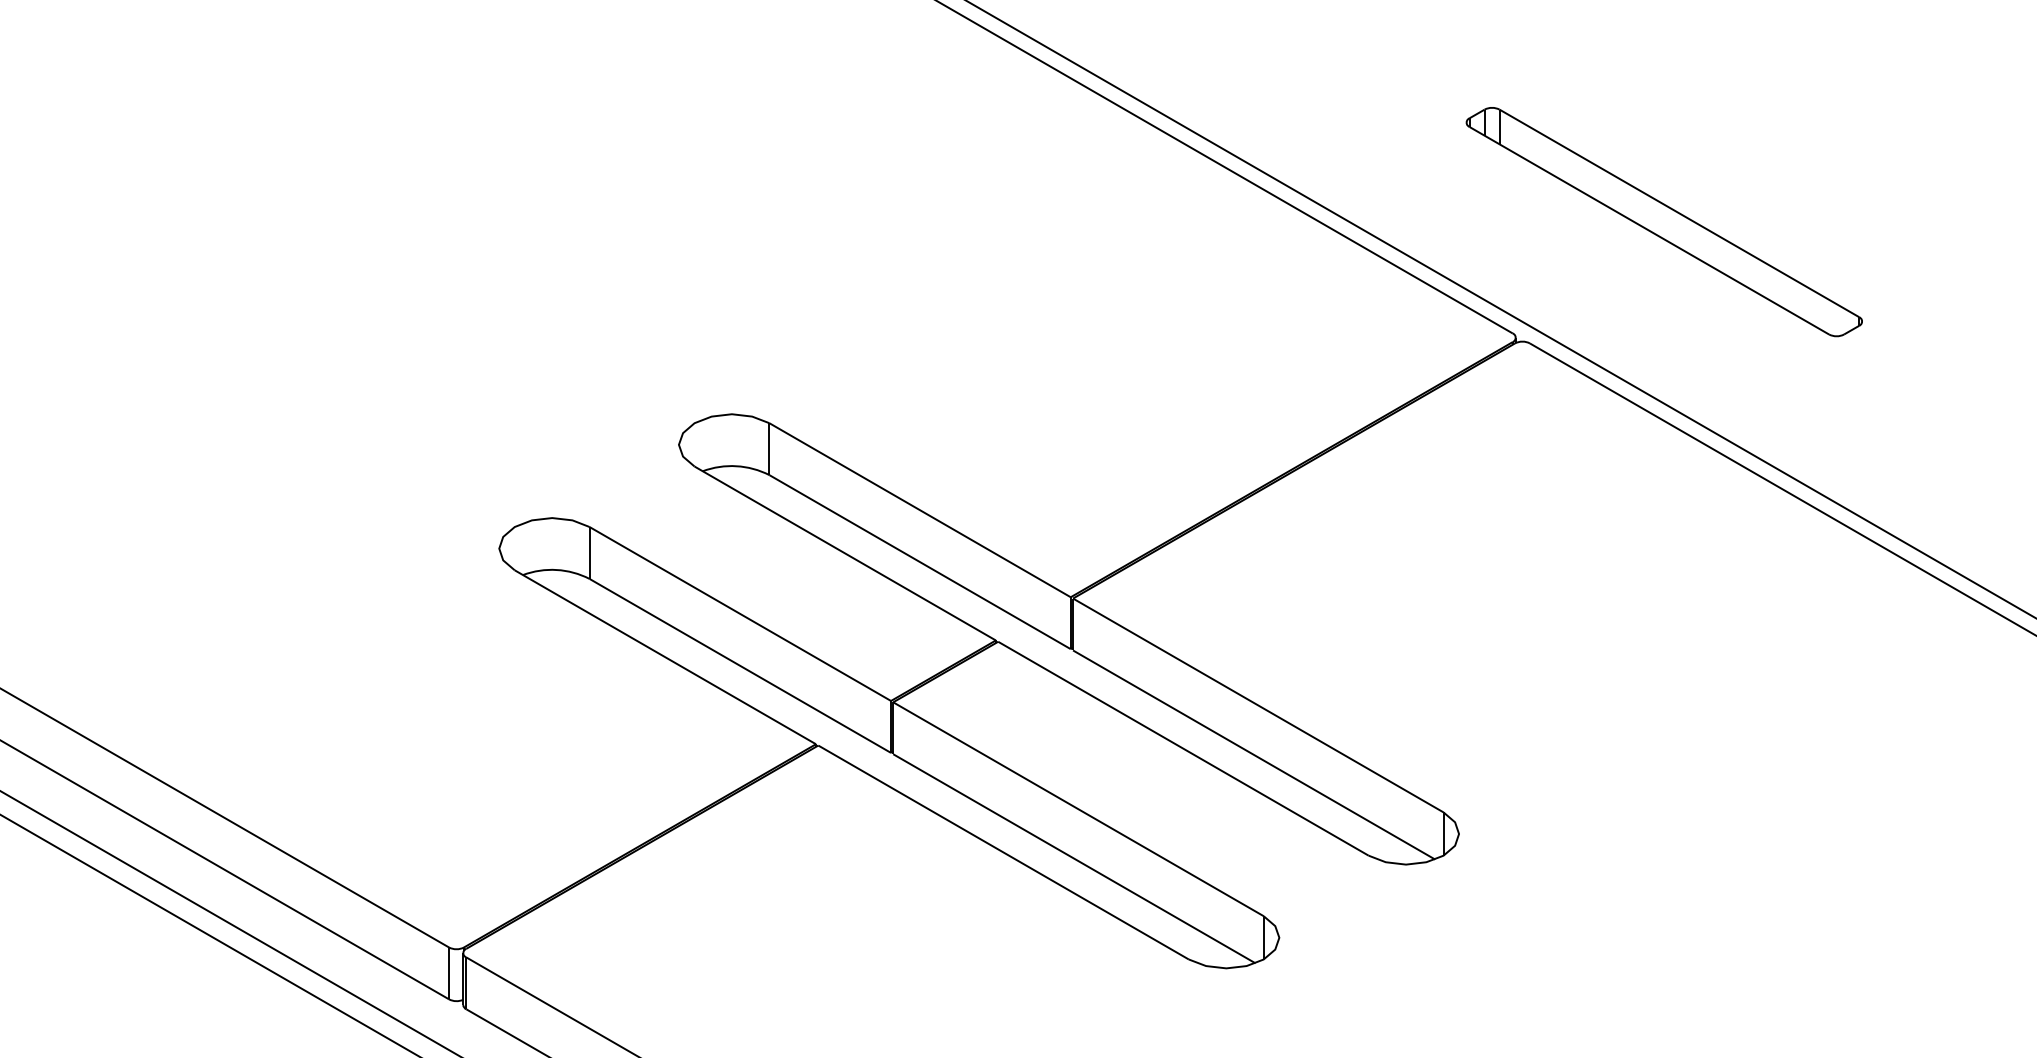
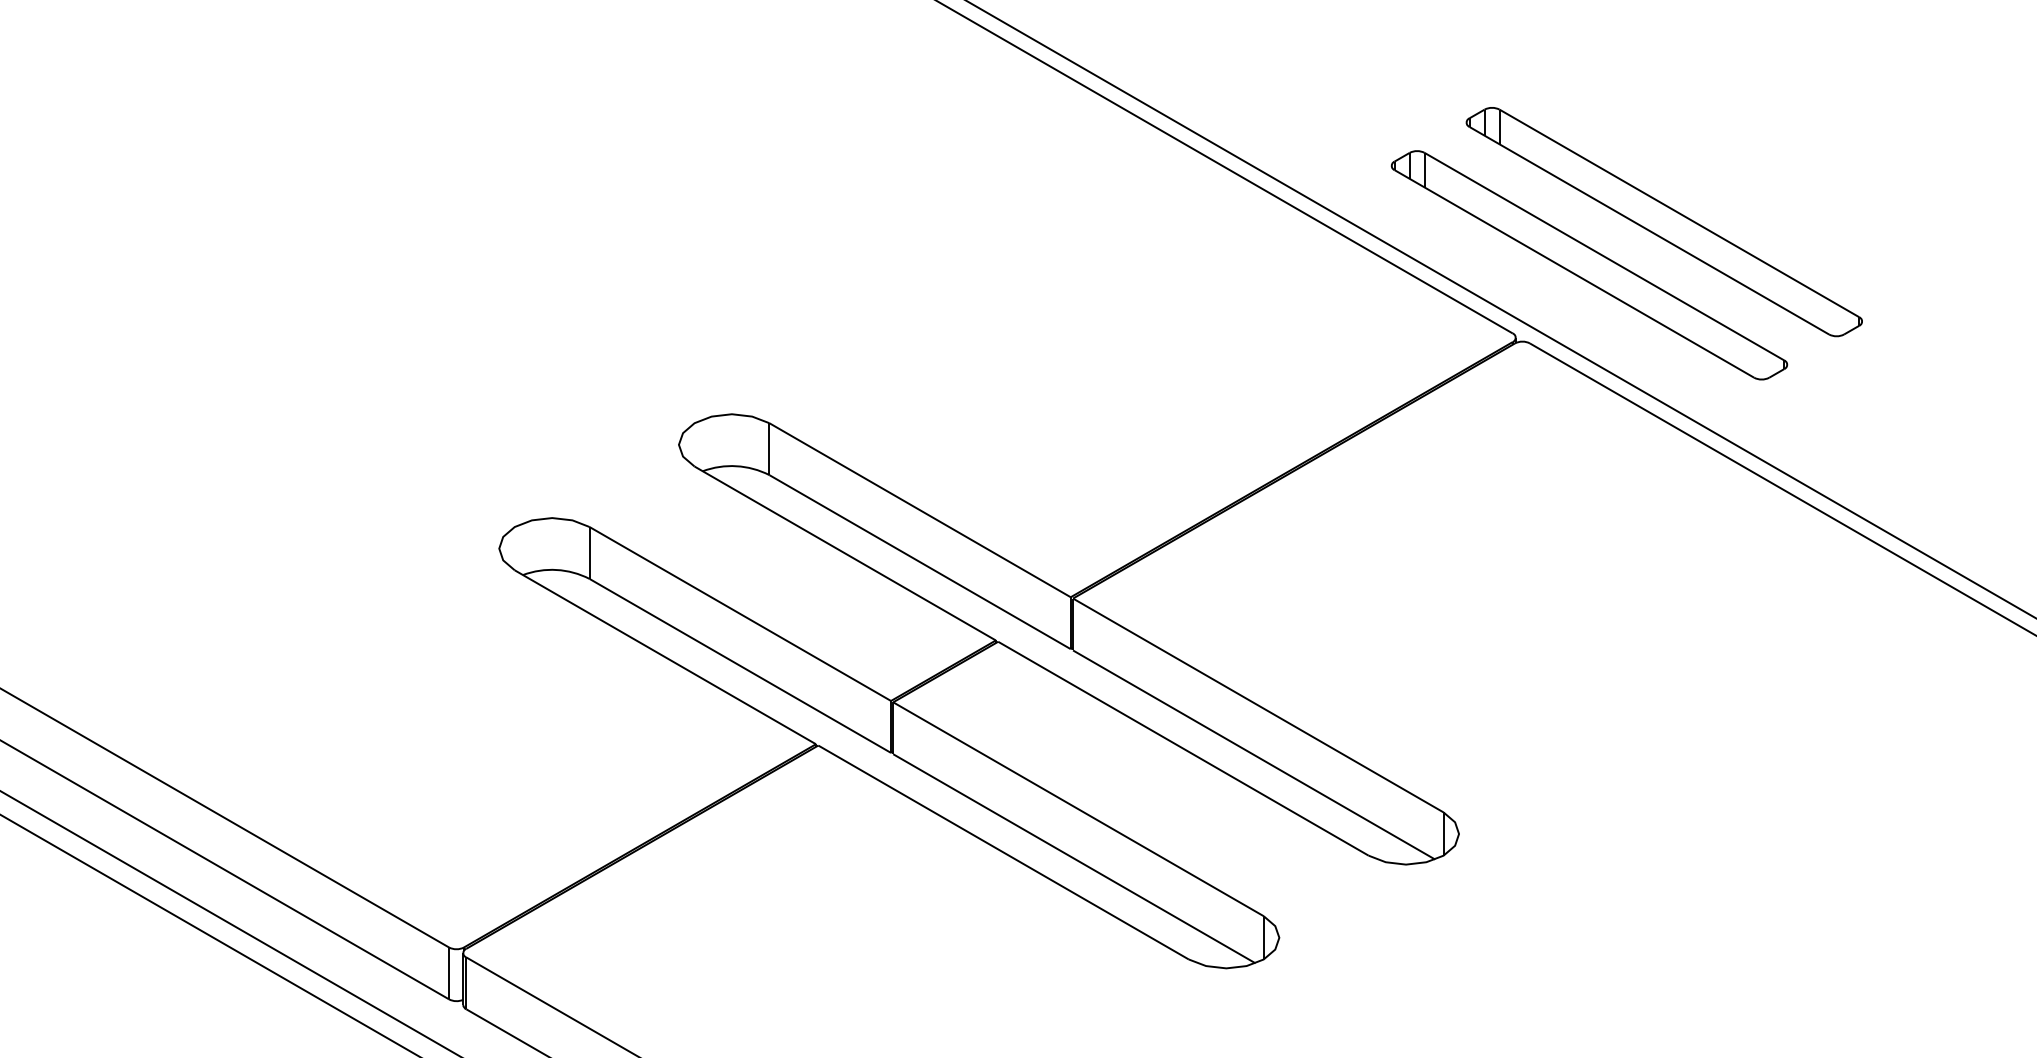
part: none -> present (1589, 265)
